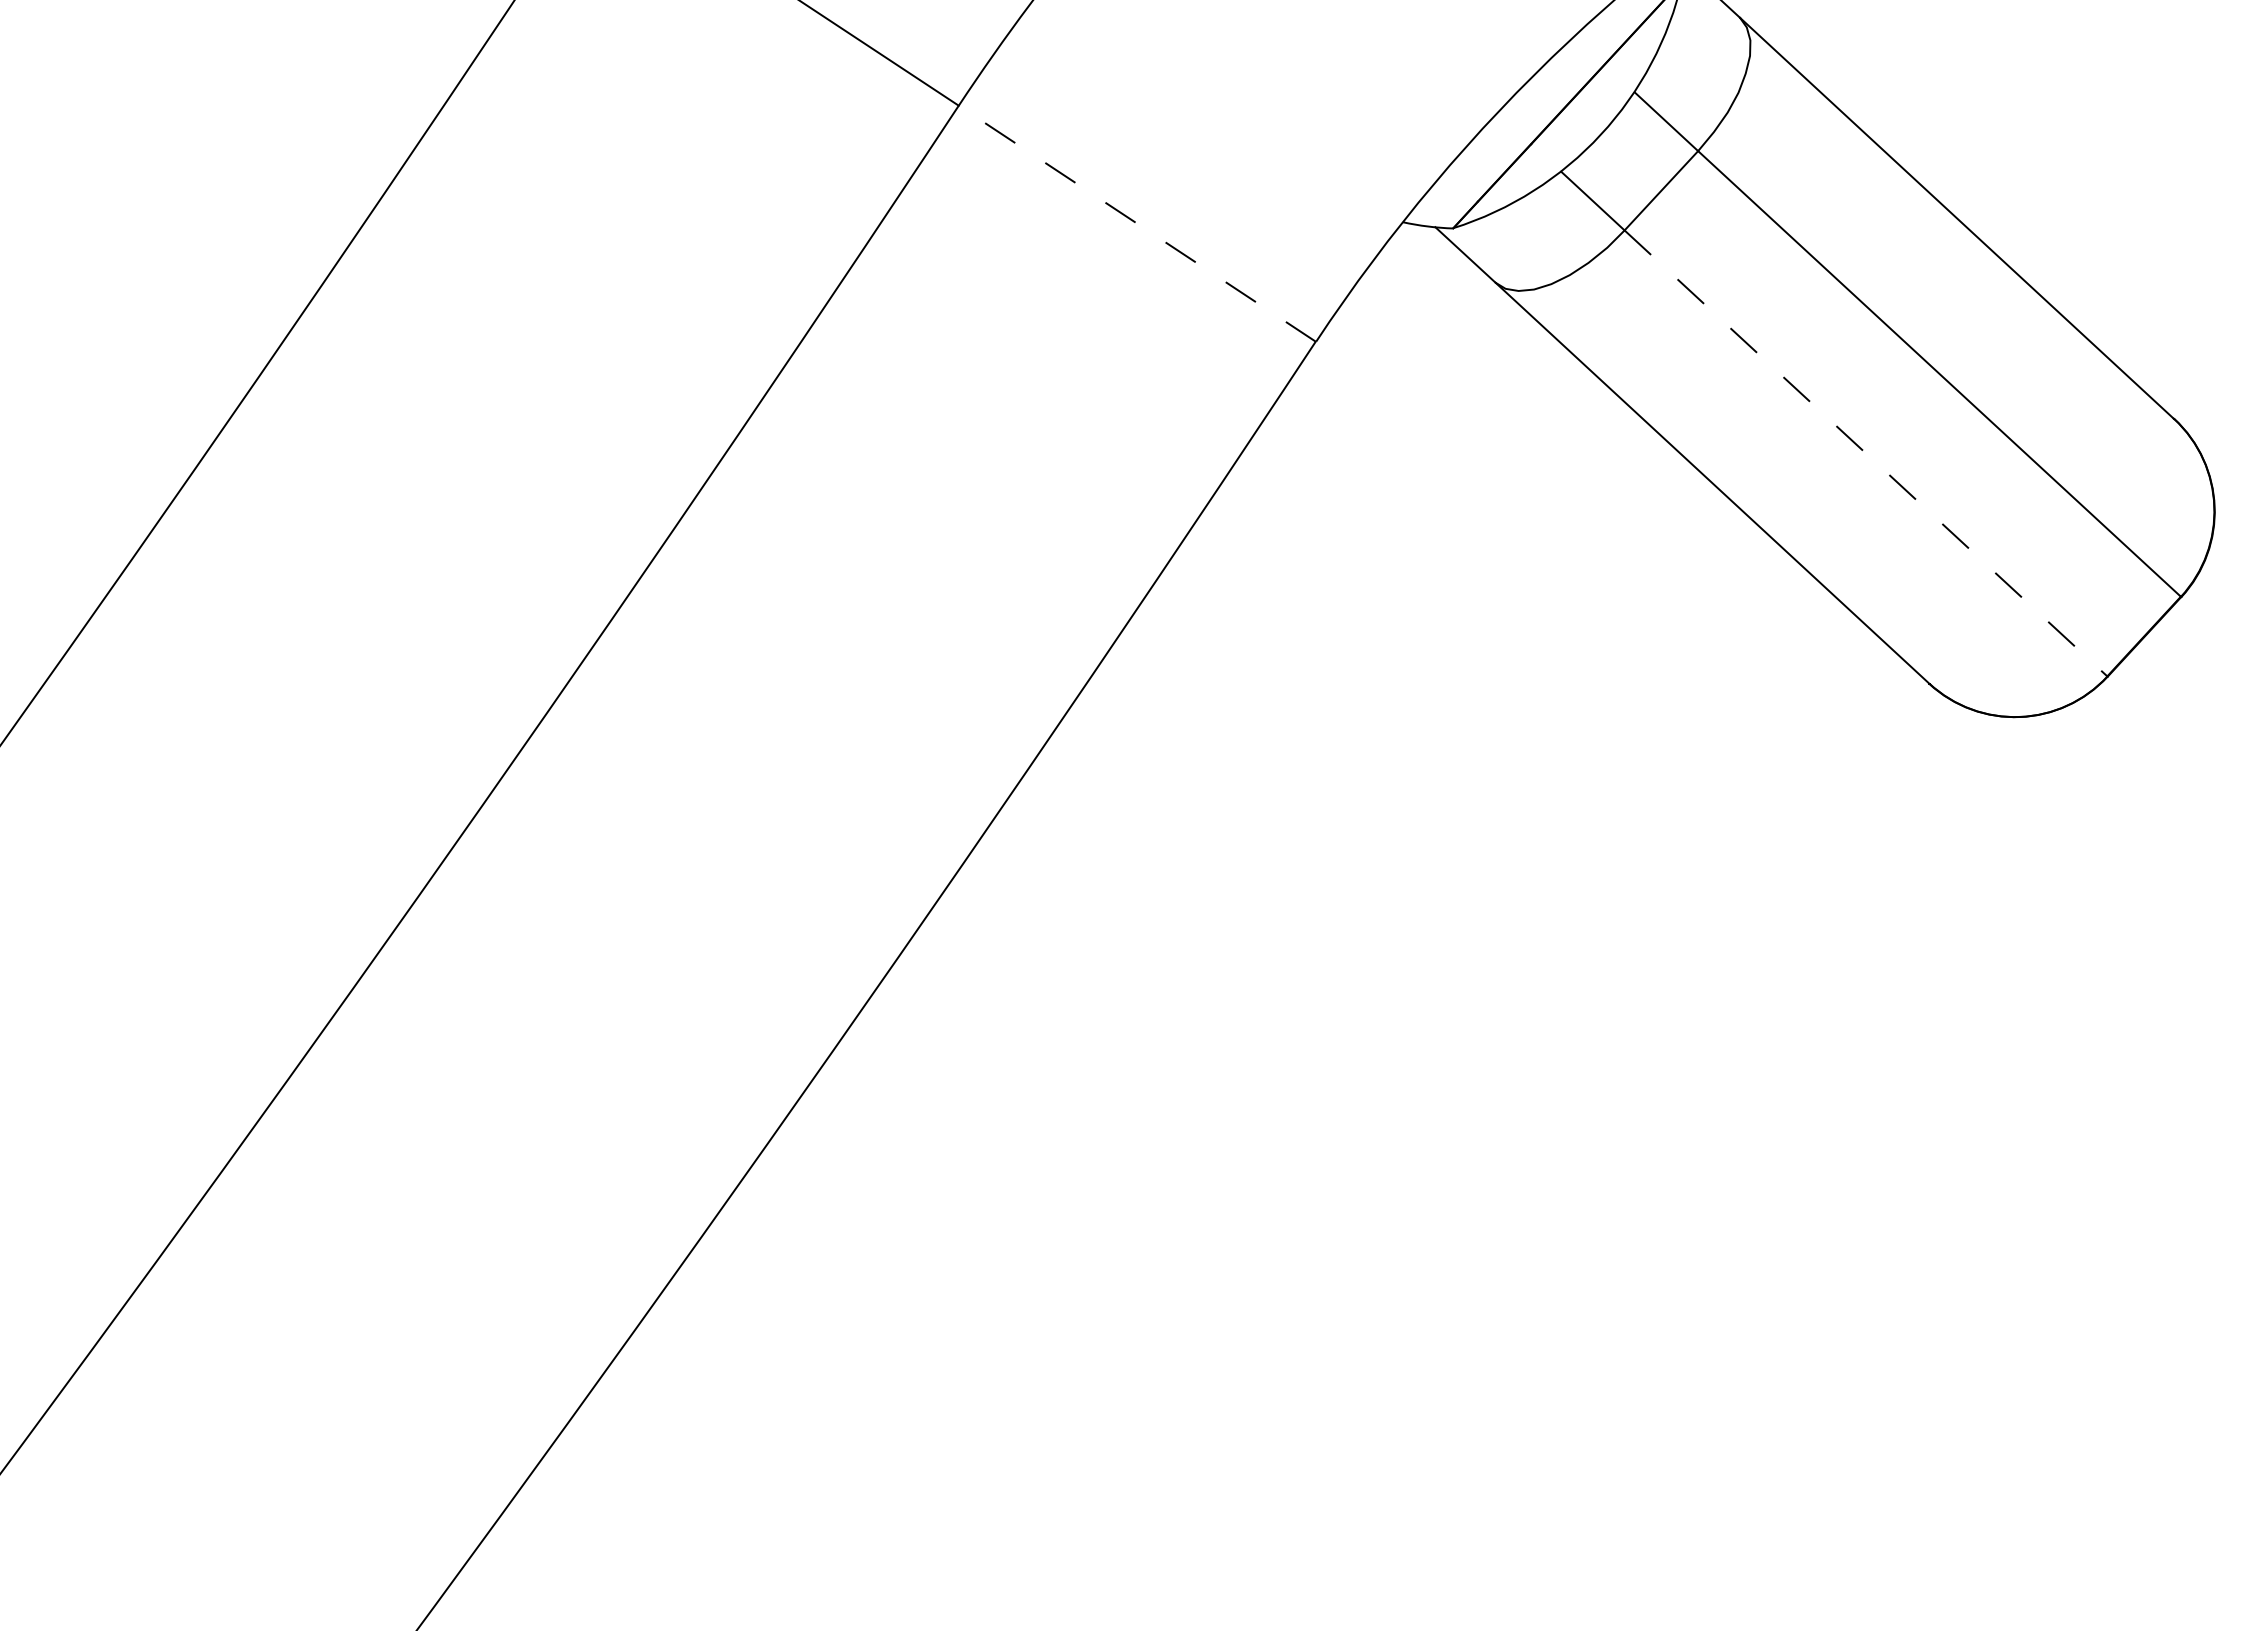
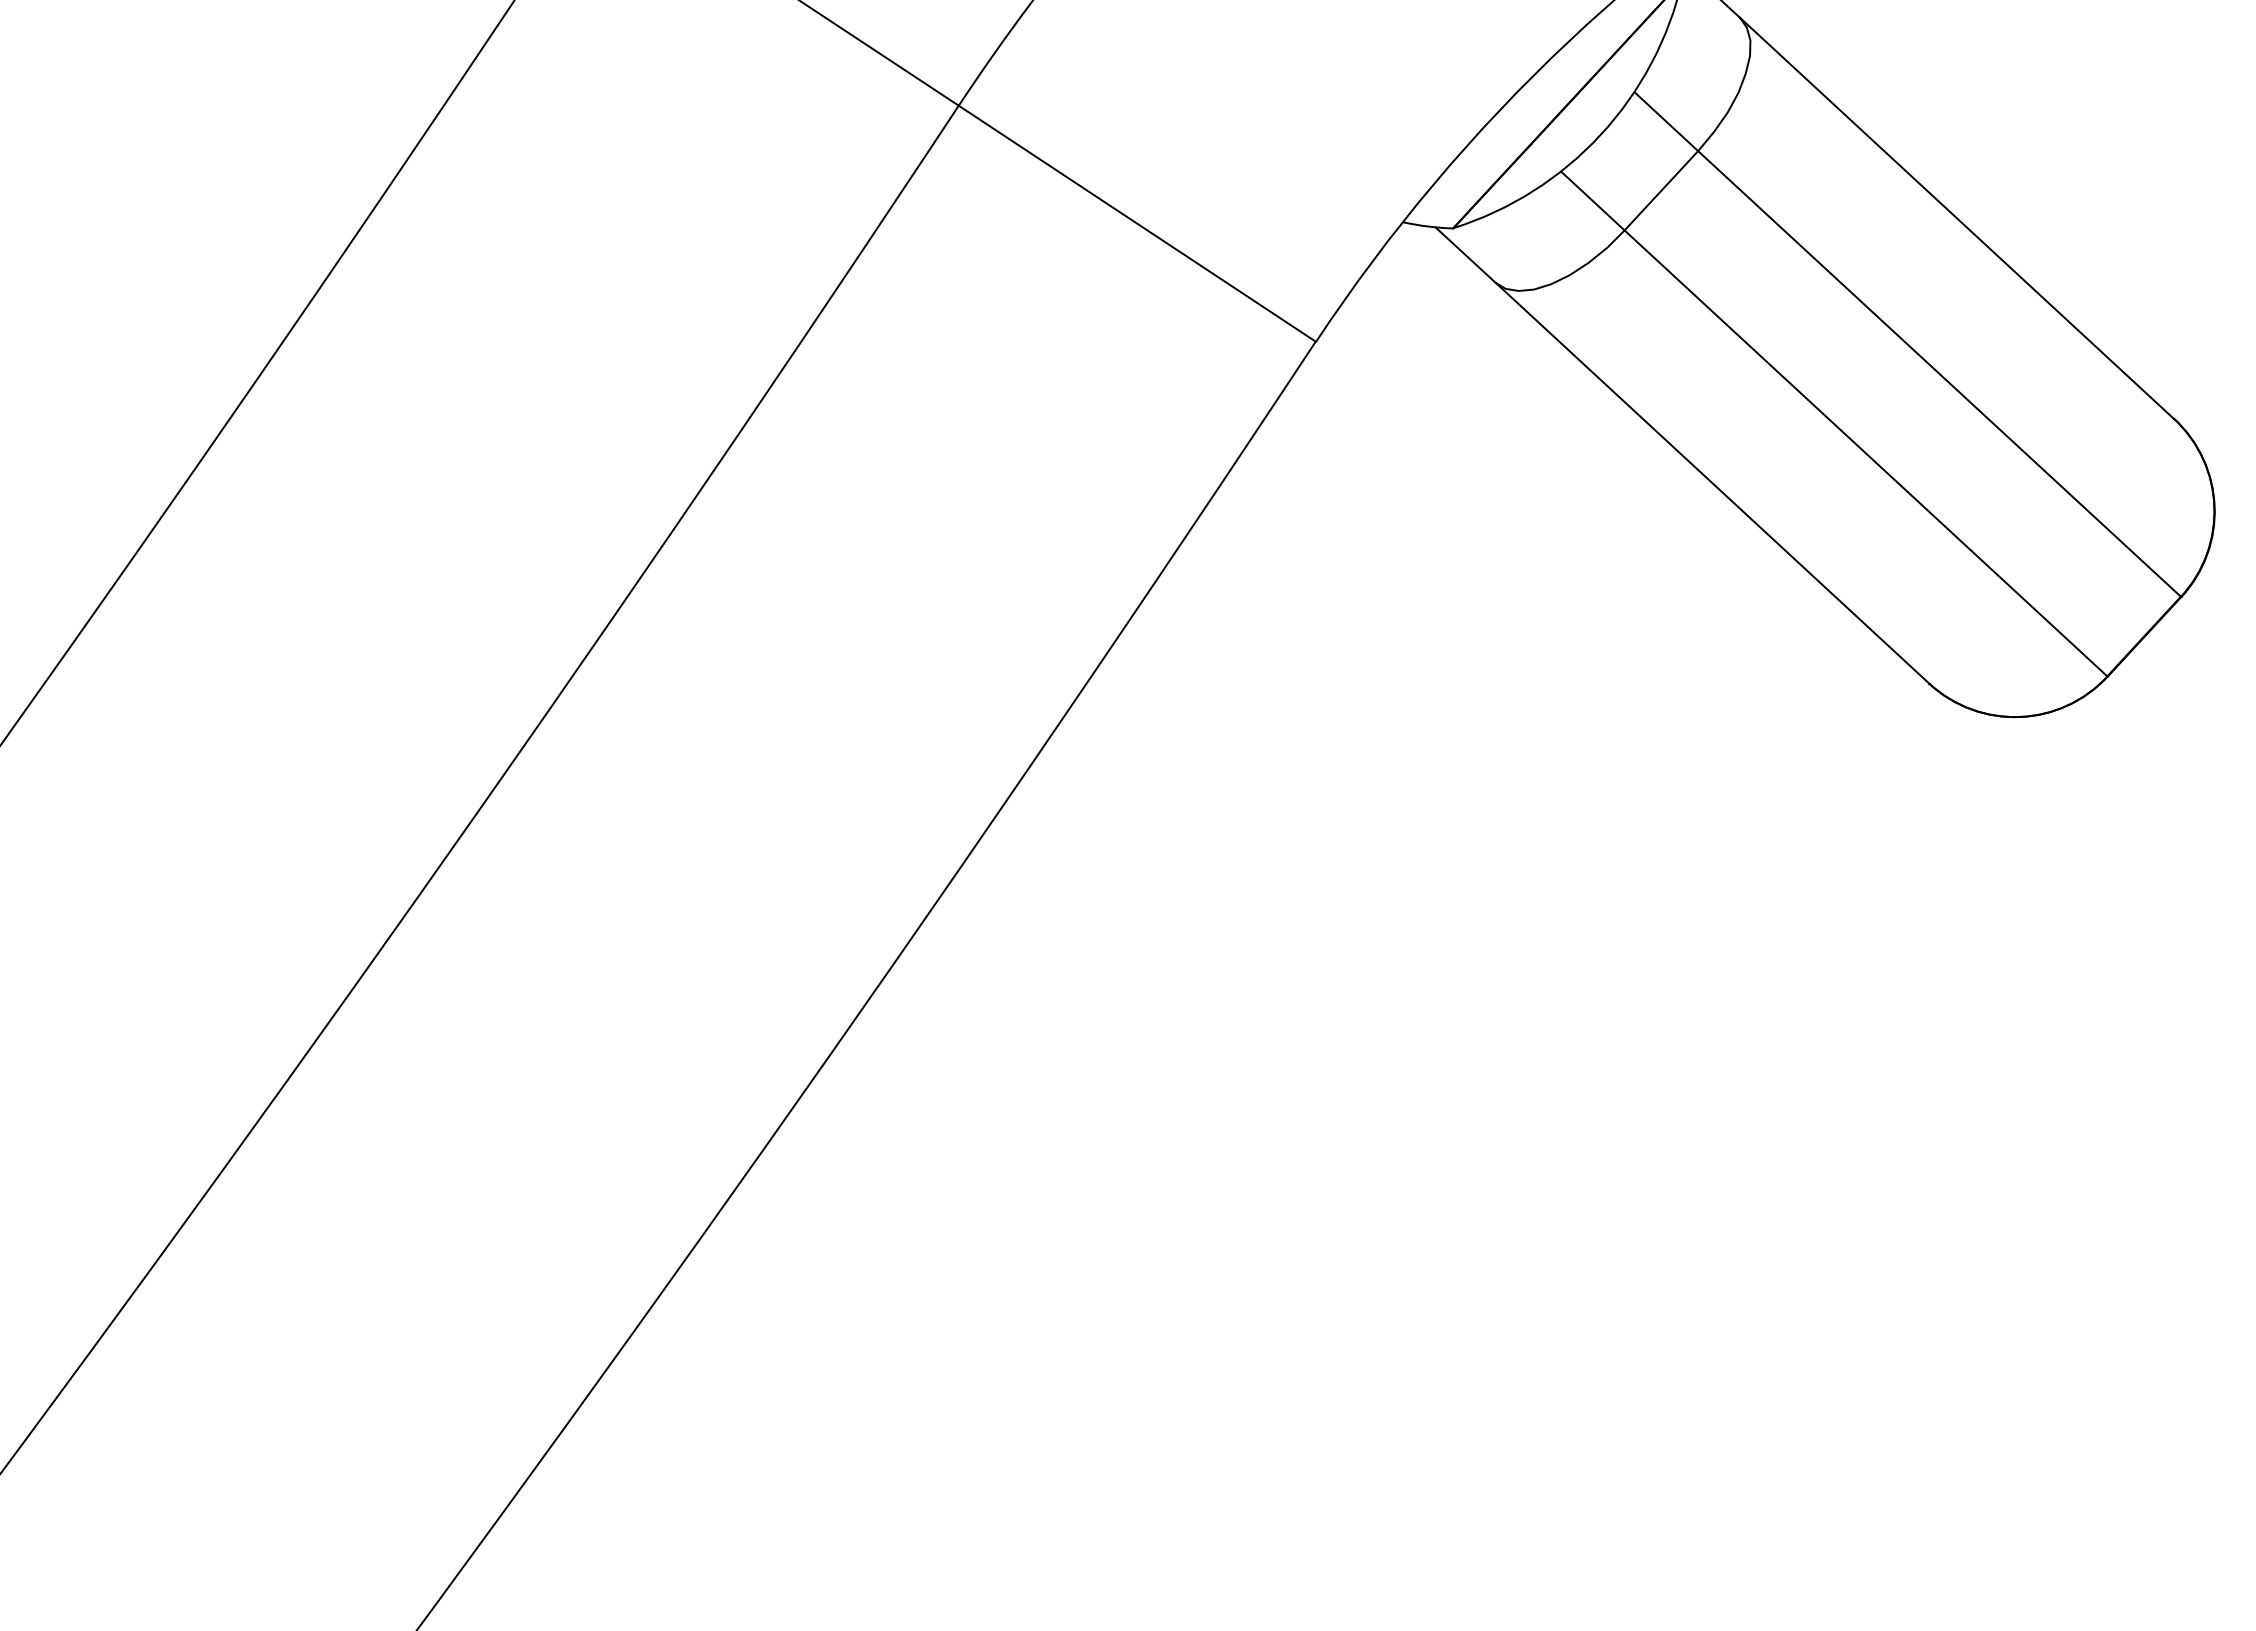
line: dashed -> solid (1136, 223)
line: dashed -> solid (1865, 453)
